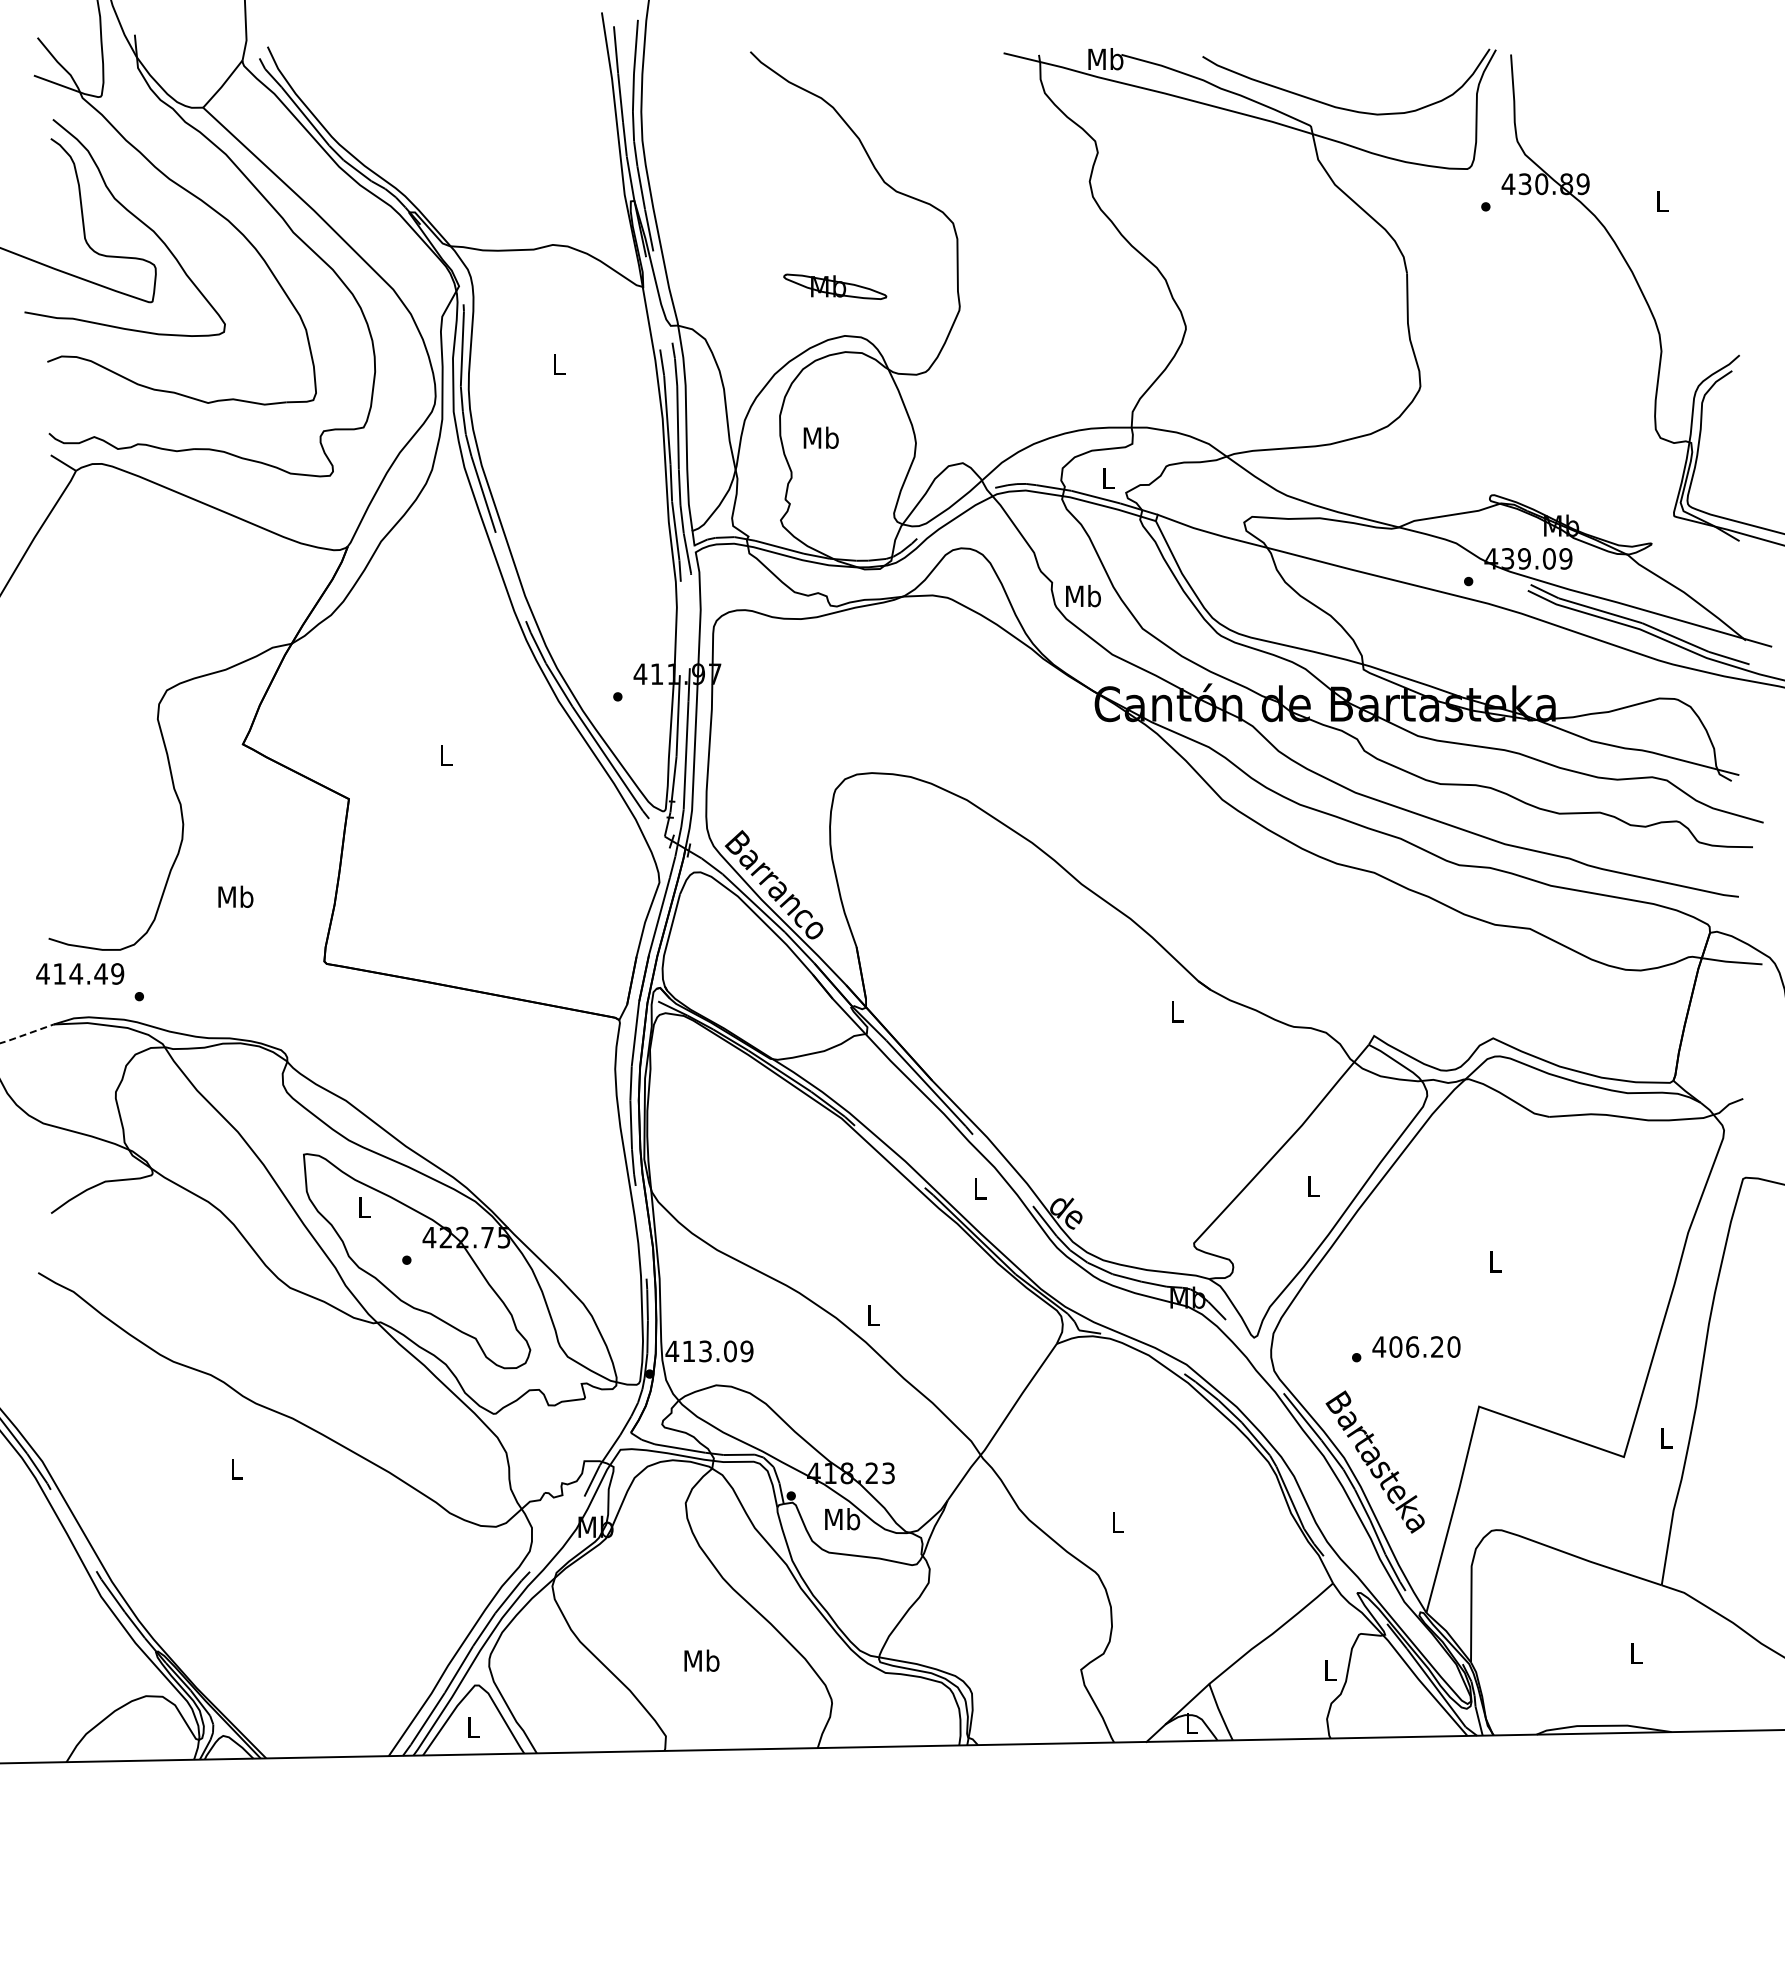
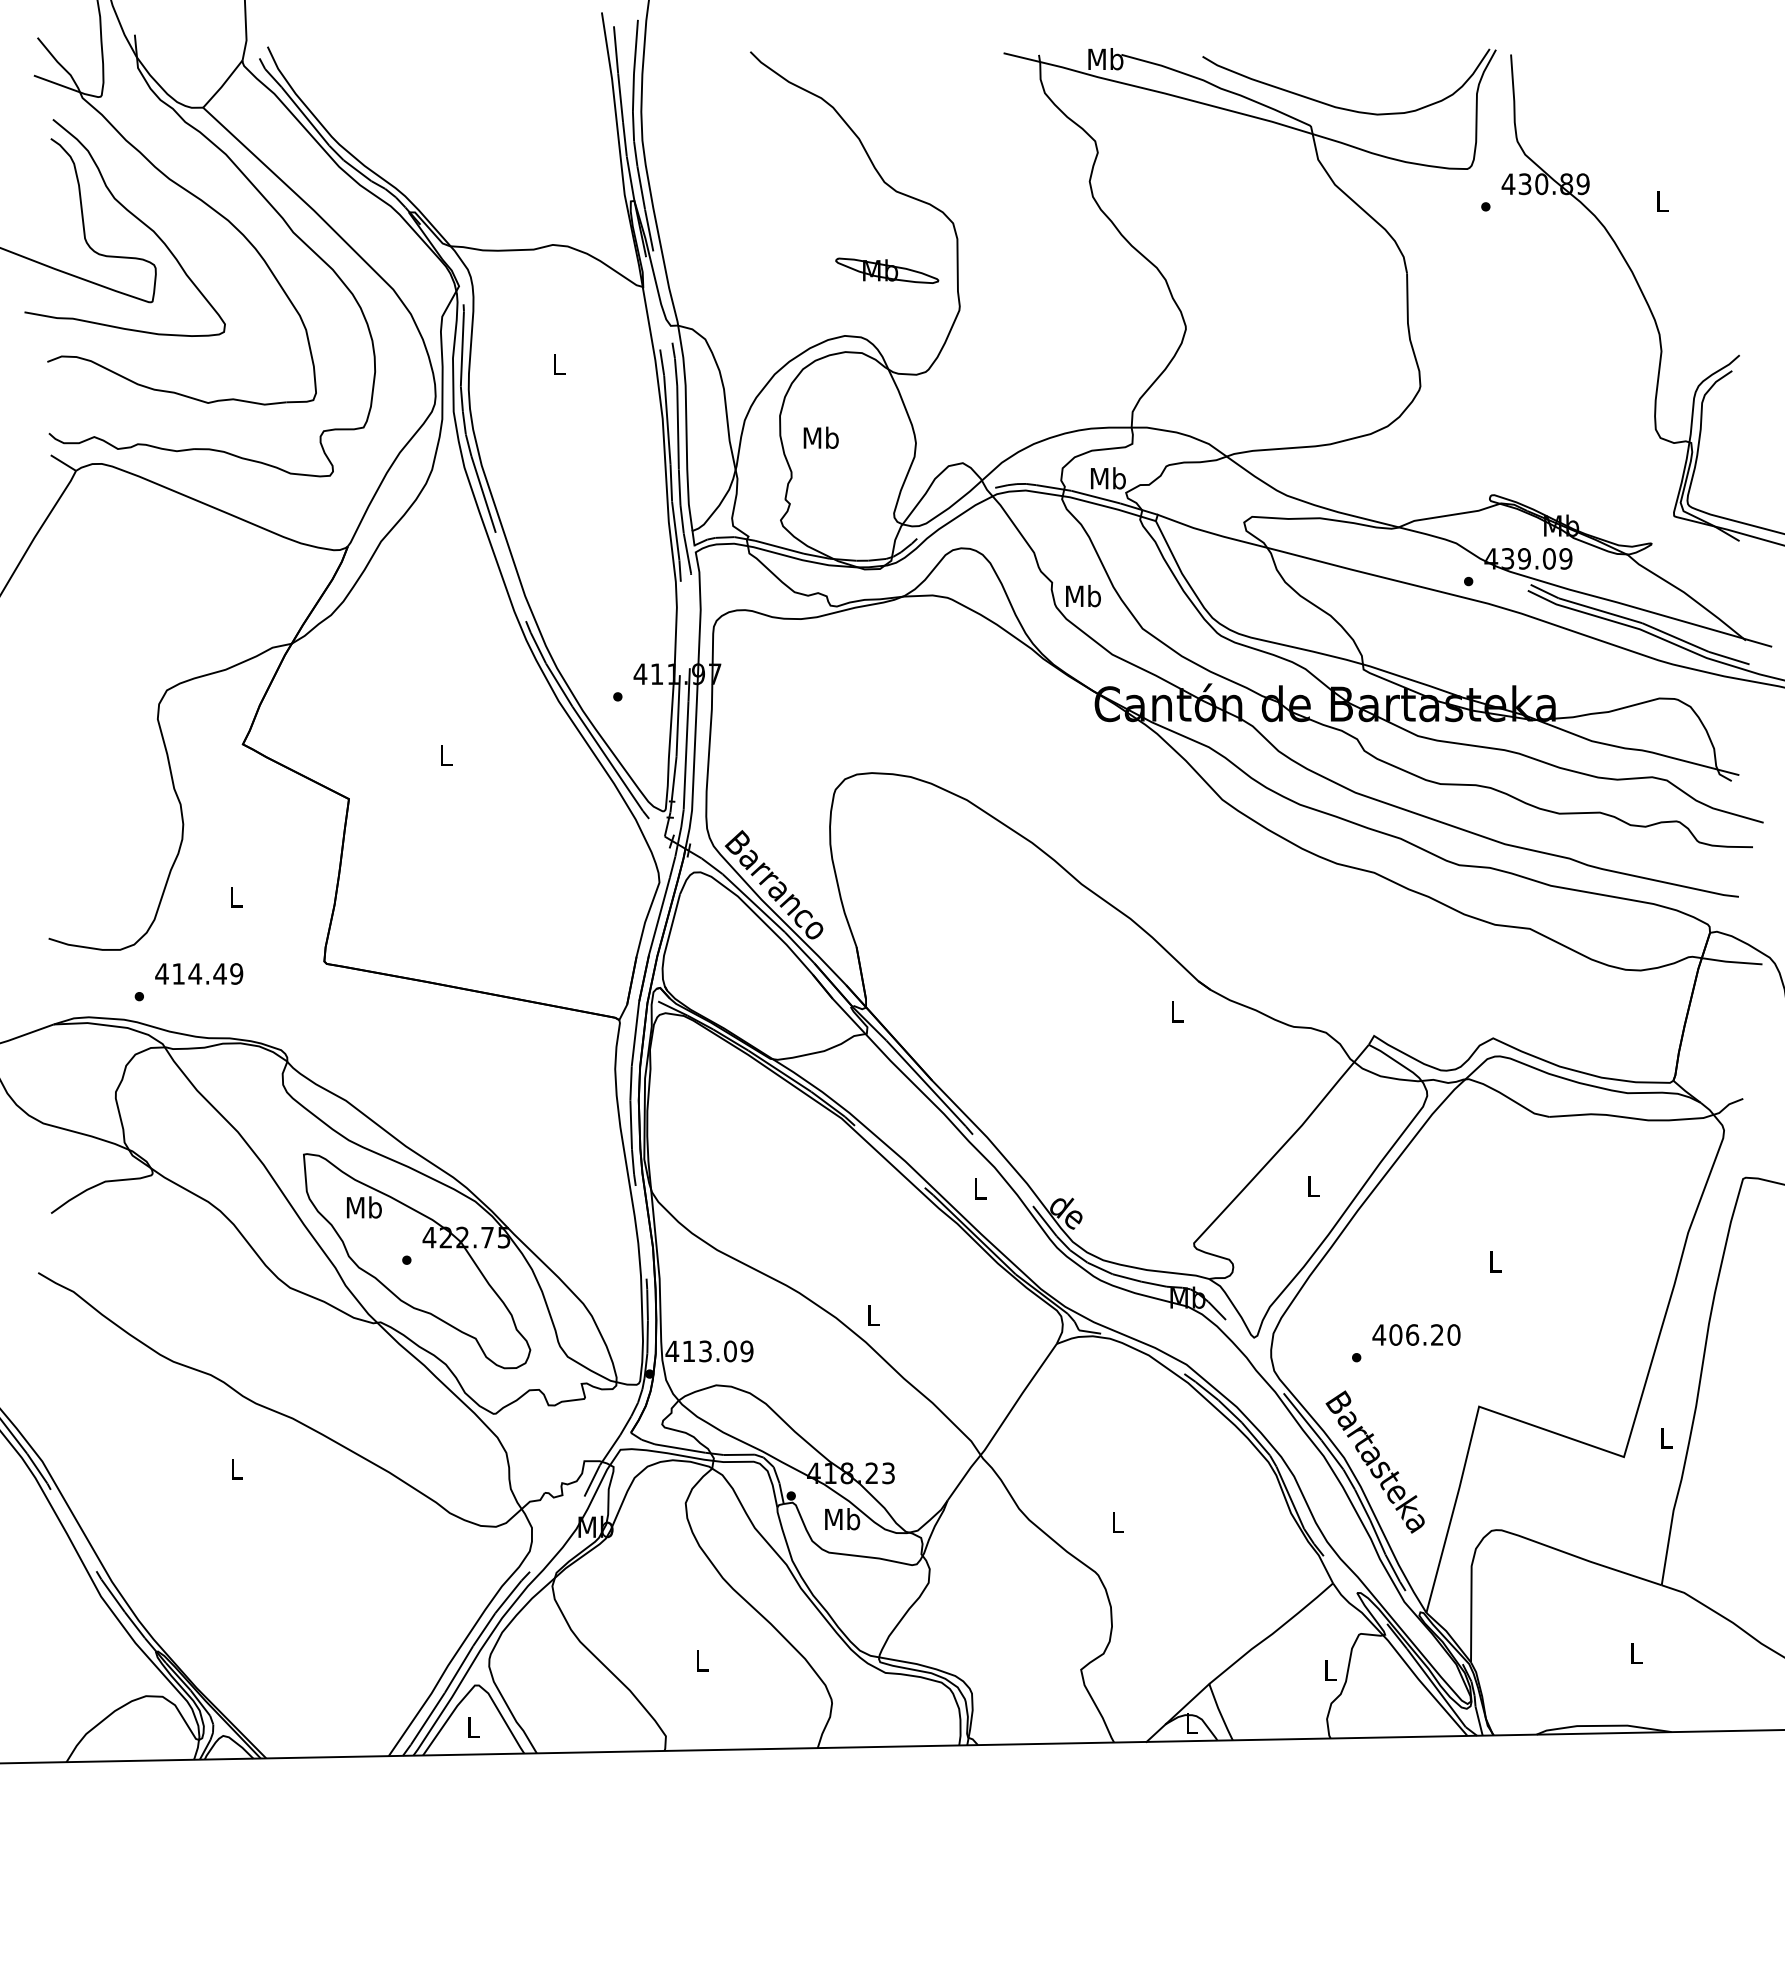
part position: (835, 286) -> (887, 270) (887, 270)
text: L -> Mb (1108, 478)
text: Mb -> L (235, 896)
text position: (80, 973) -> (199, 973) (199, 973)
line: dashed -> solid (26, 1034)
text: L -> Mb (364, 1207)
text position: (1416, 1346) -> (1416, 1334) (1416, 1334)
text: Mb -> L (701, 1660)
